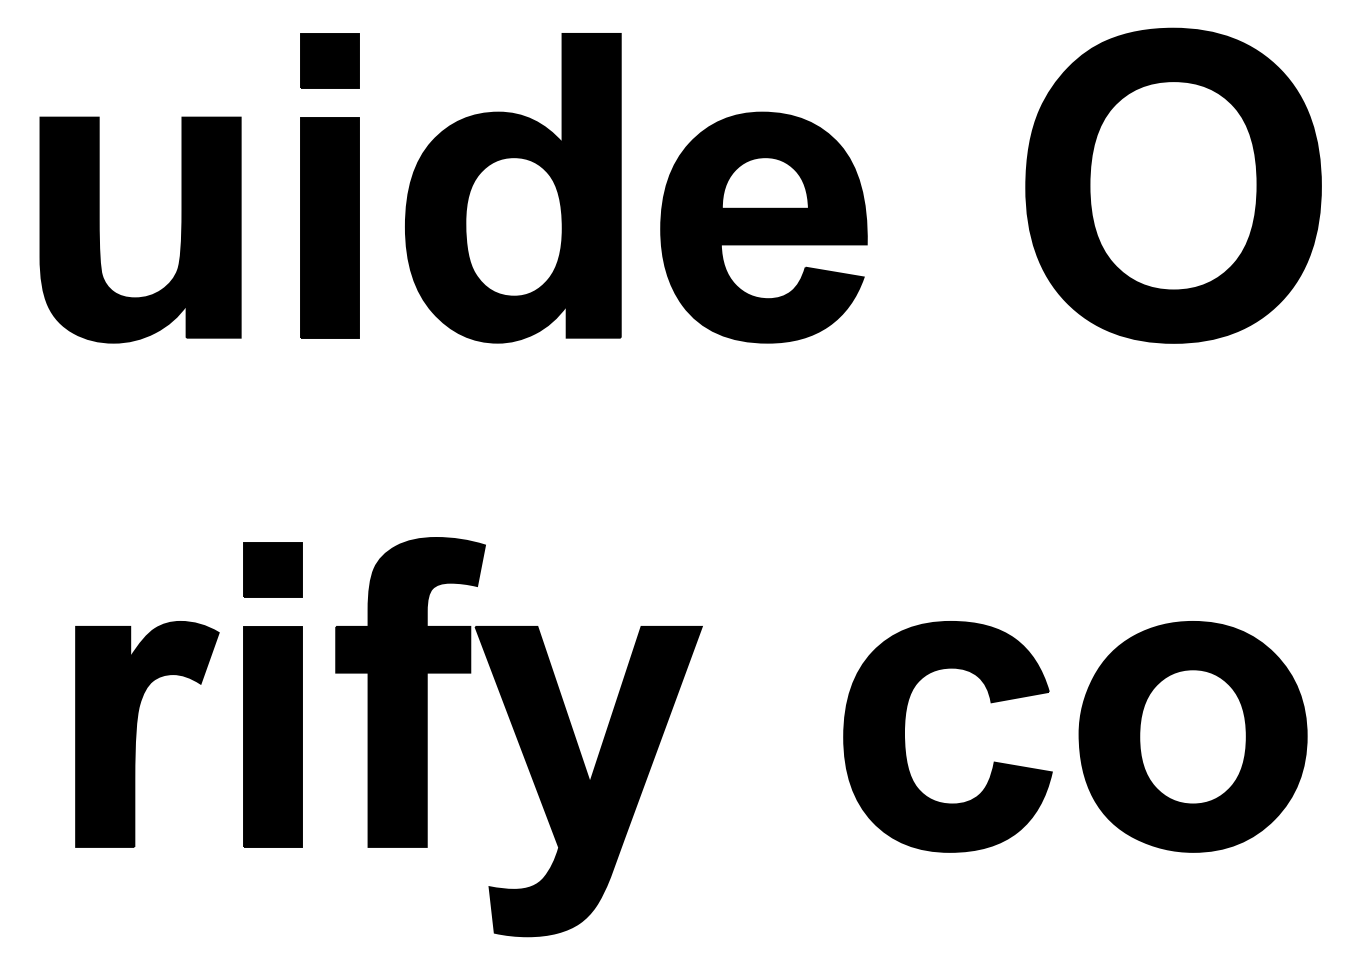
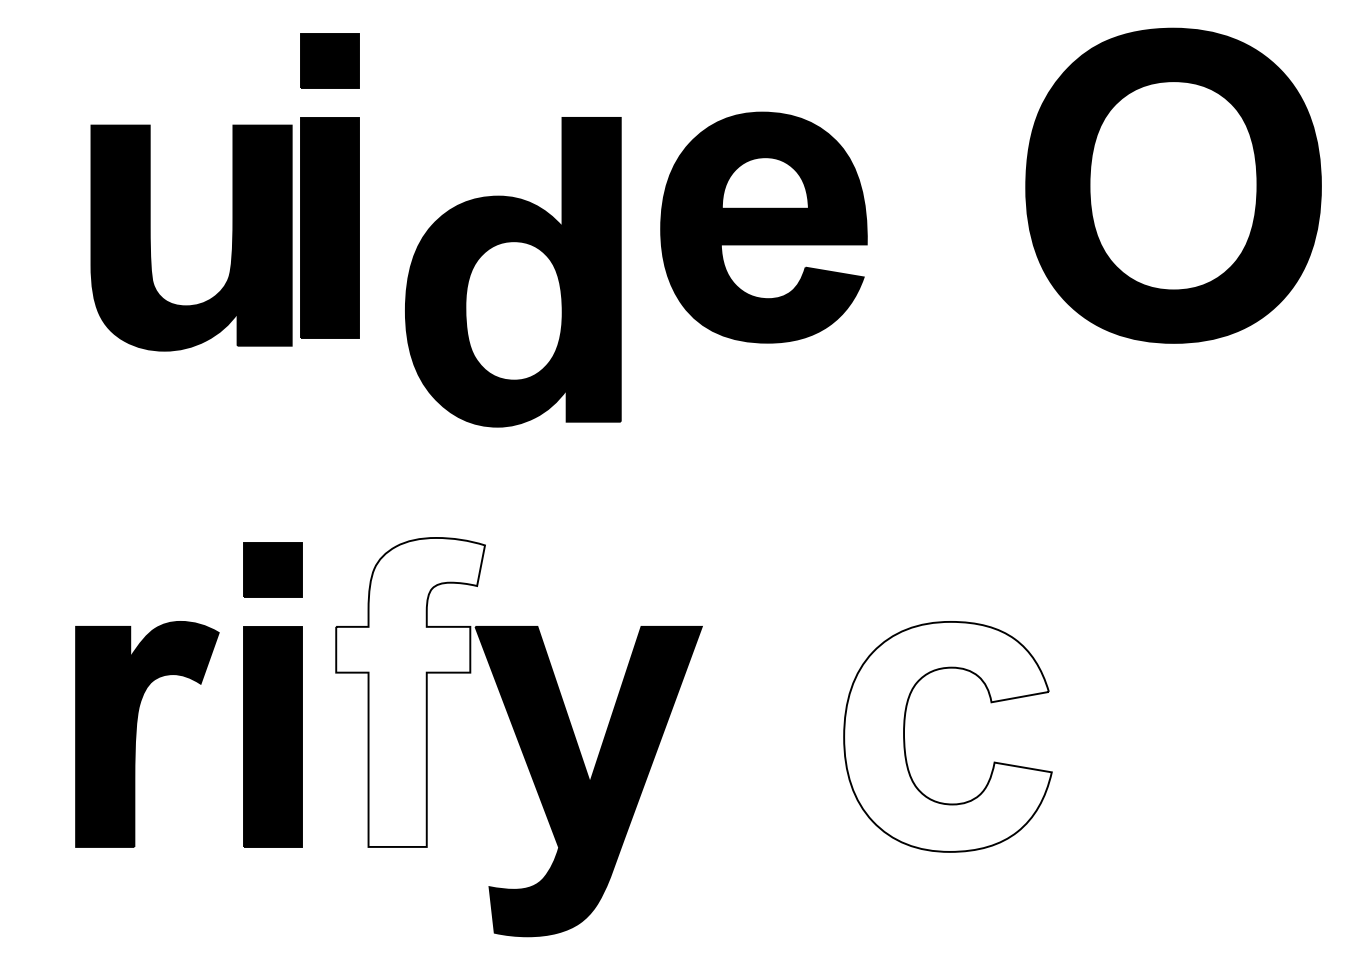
part position: (513, 188) -> (513, 272) (513, 272)
part position: (99, 229) -> (150, 237) (150, 237)
fill: present -> none (410, 691)
fill: present -> none (947, 736)
part: present -> none (1192, 736)
